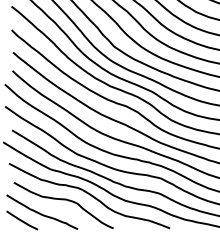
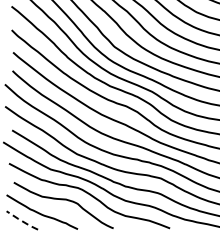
line: solid -> dashed (21, 220)
